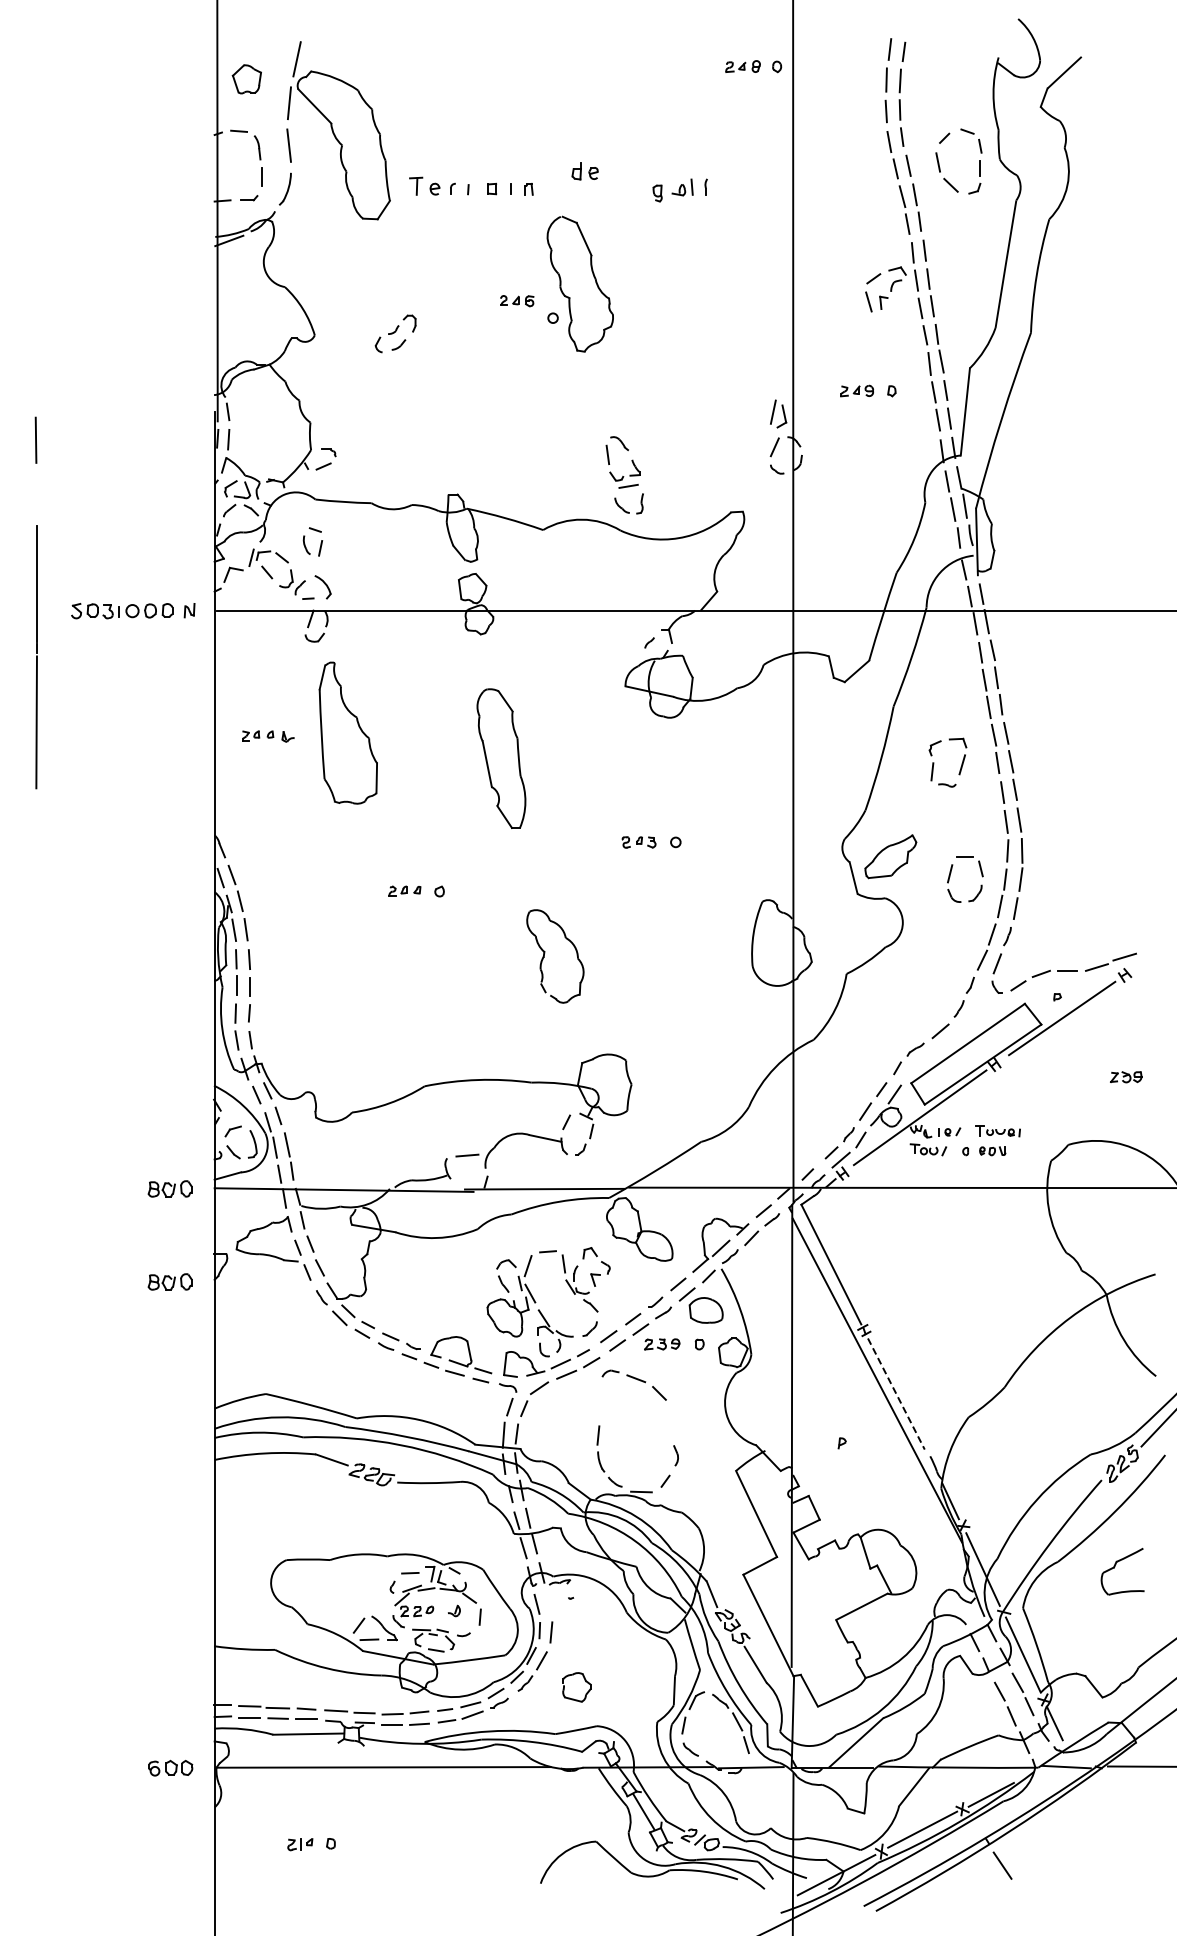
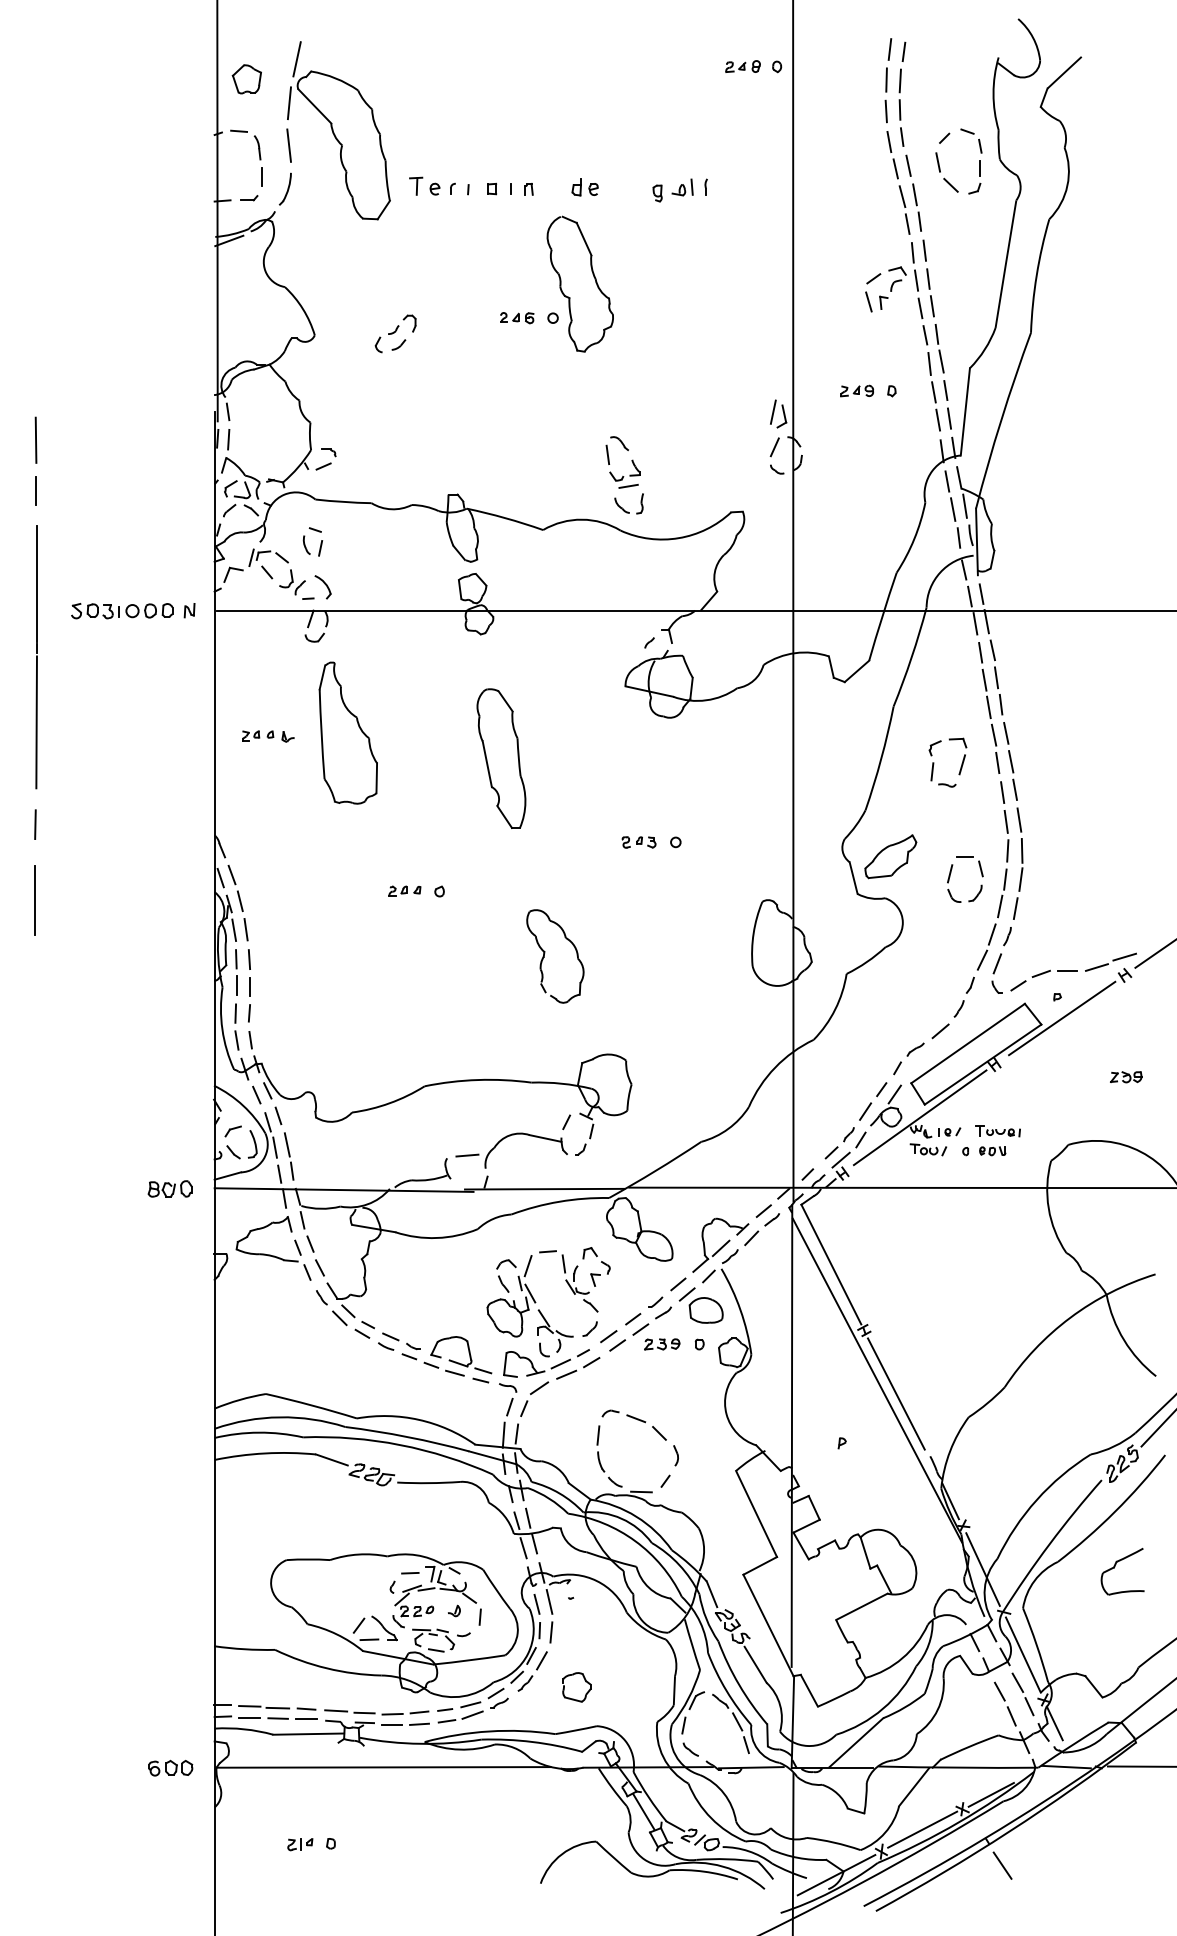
part position: (584, 171) -> (584, 187) (584, 187)
part position: (517, 301) -> (517, 318) (517, 318)
line: none -> present (36, 490)
line: none -> present (35, 824)
line: none -> present (35, 900)
line: none -> present (1154, 954)
part: present -> none (169, 1281)
part position: (633, 1384) -> (633, 1424) (633, 1424)
line: dashed -> solid (896, 1394)
line: none -> present (549, 1601)
